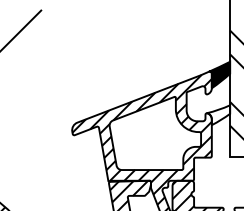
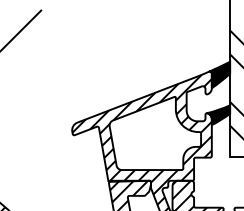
fill: none -> present (218, 115)
